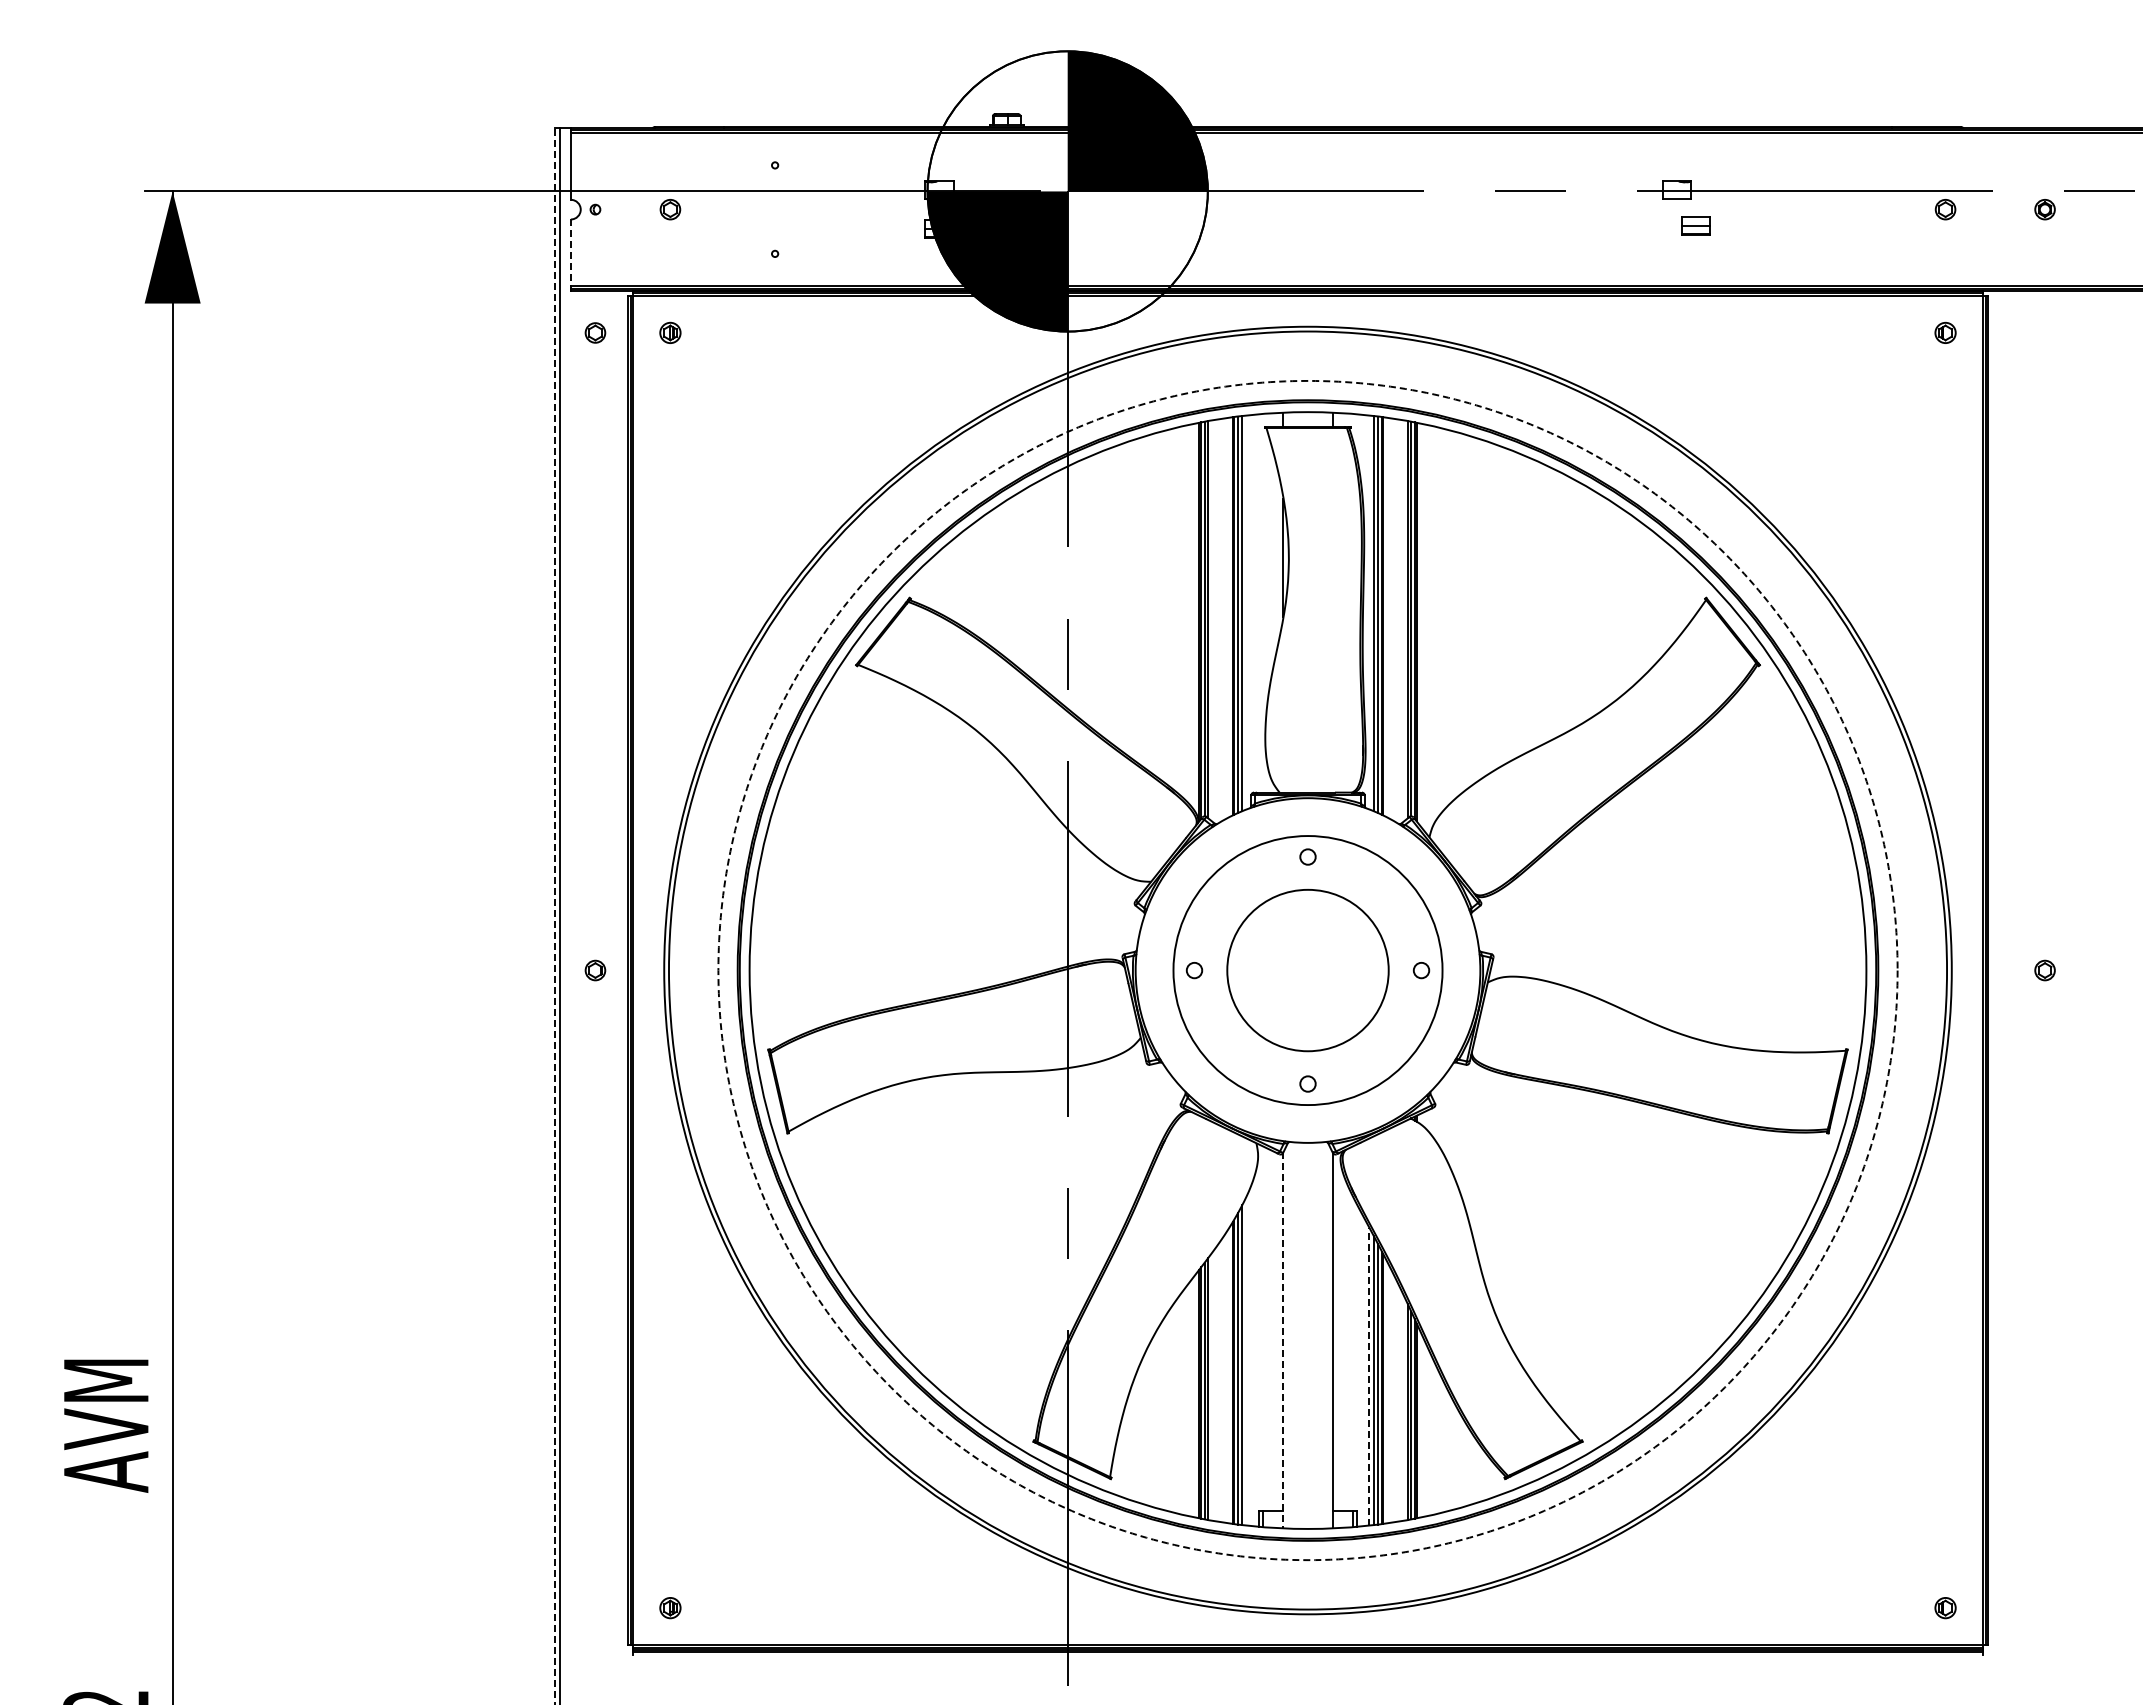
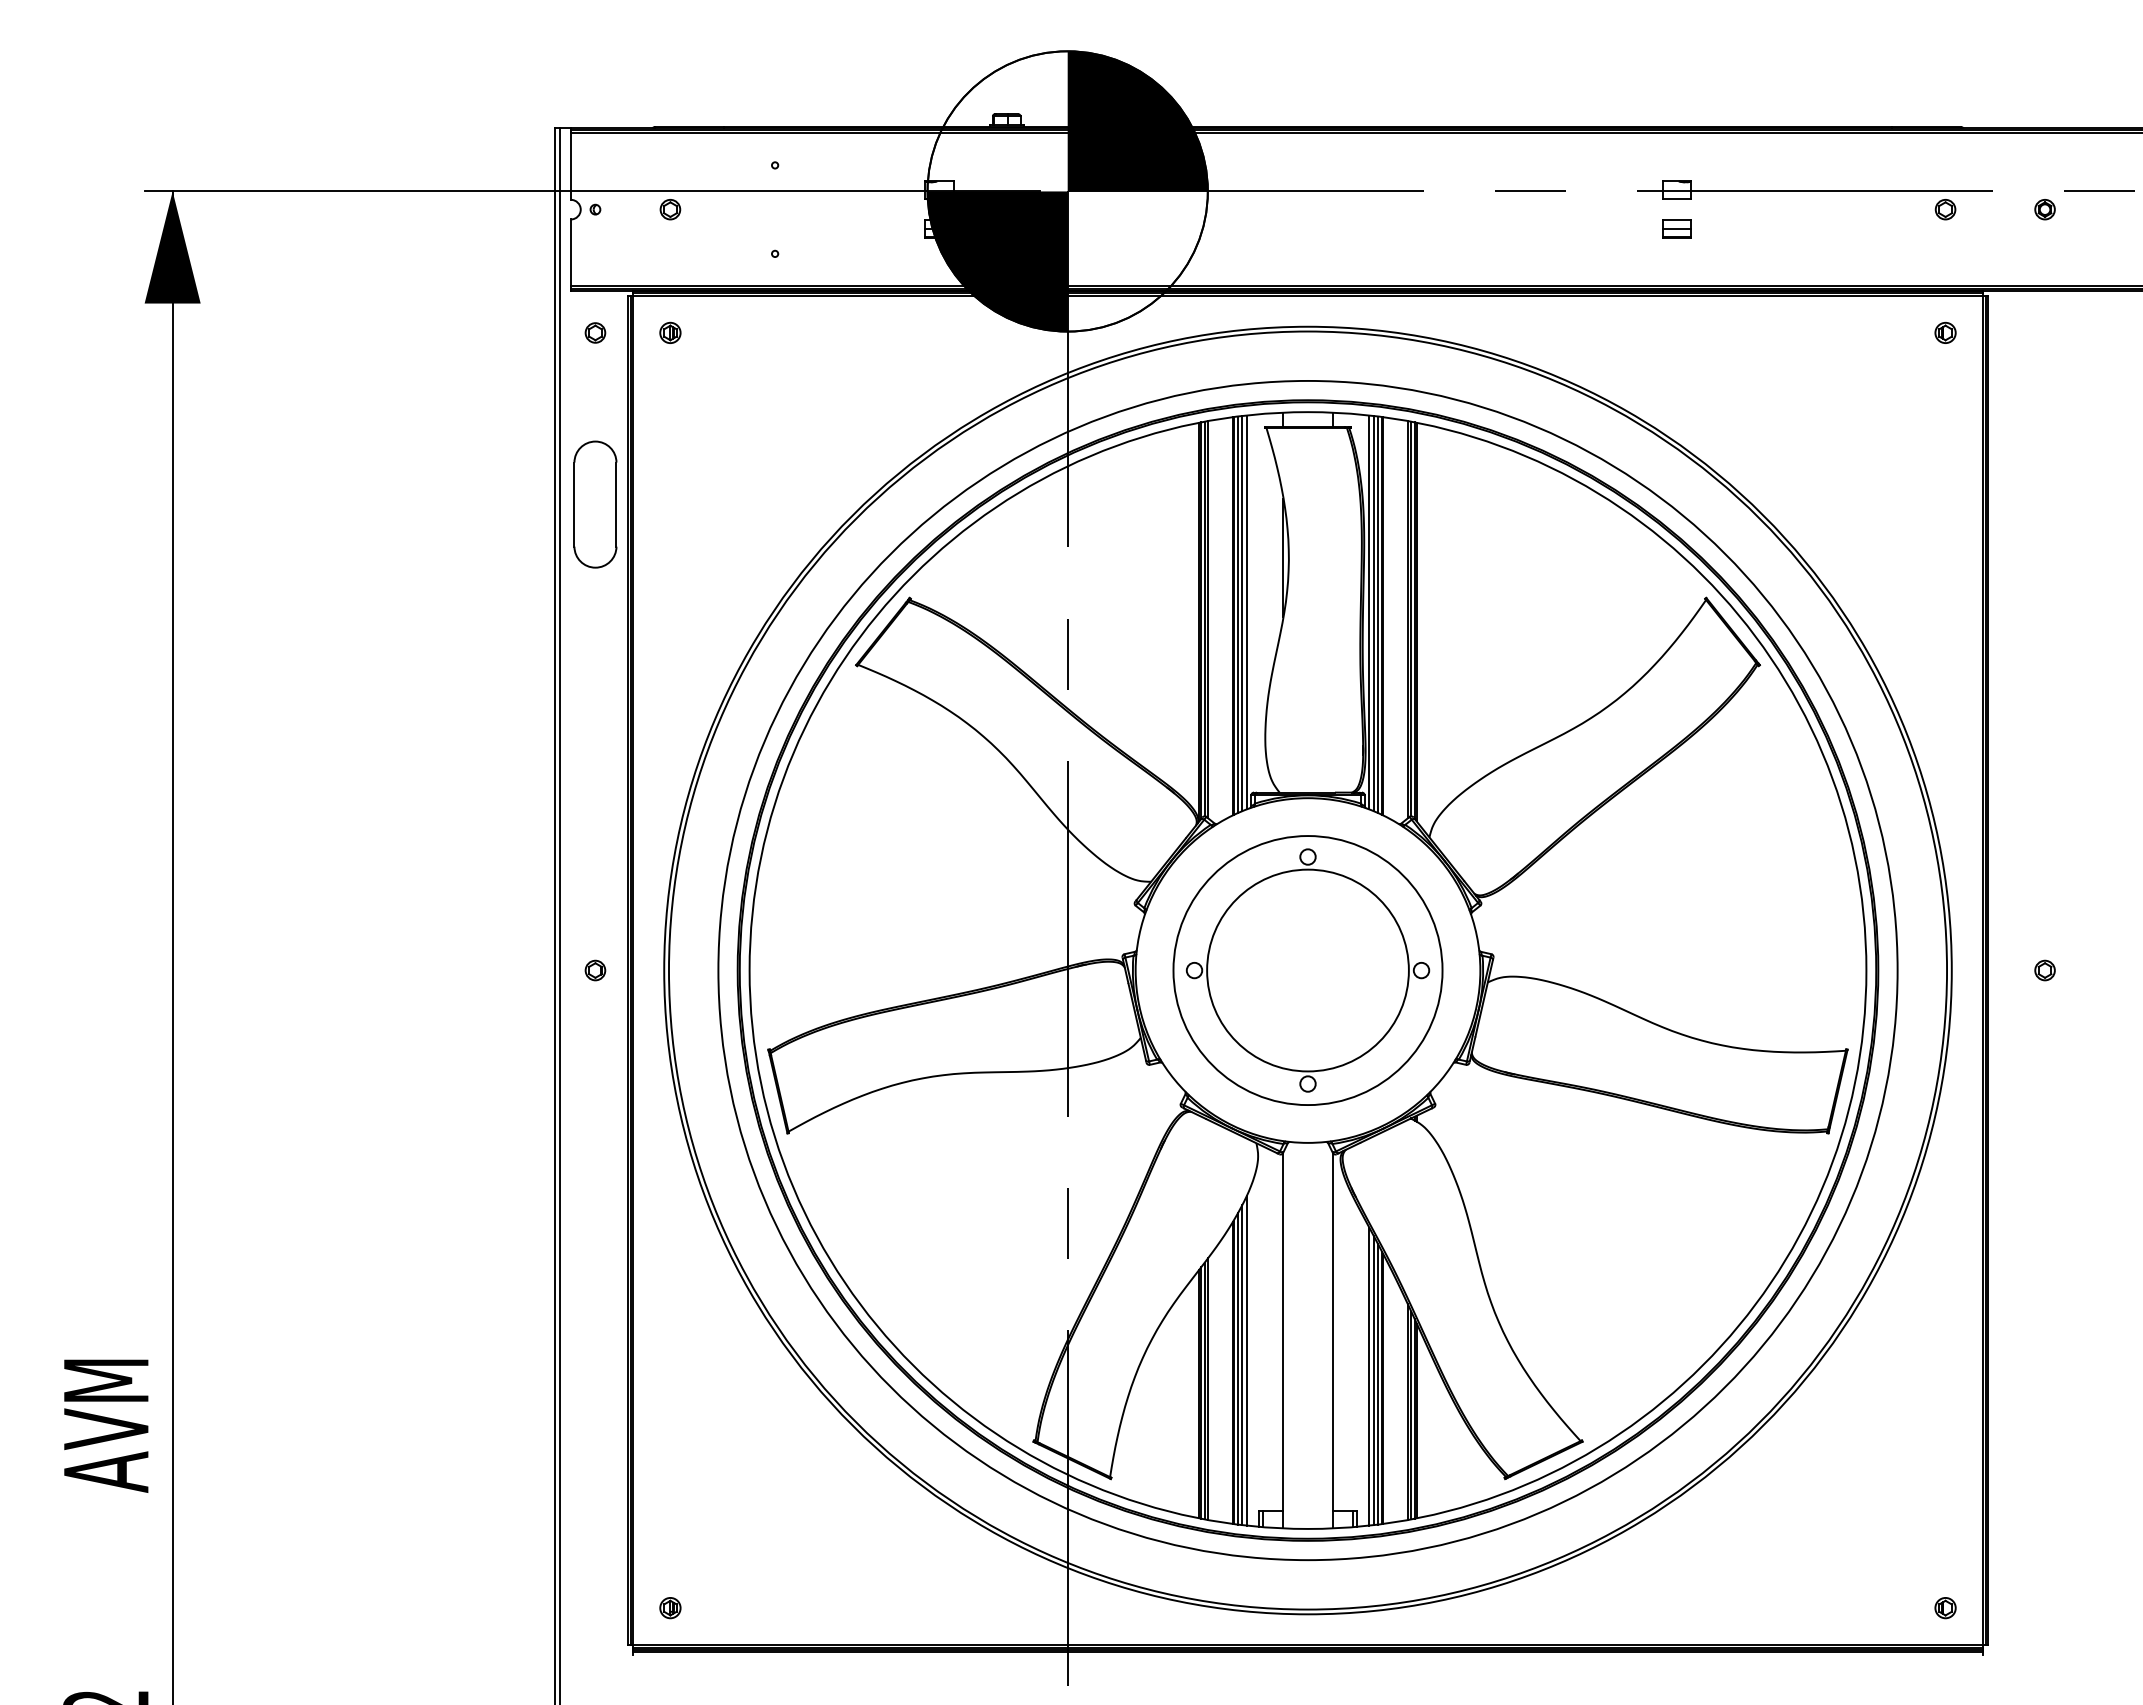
part position: (1695, 225) -> (1676, 228) (1676, 228)
line: dashed -> solid (570, 253)
part: none -> present (595, 504)
line: none -> present (1246, 612)
line: none -> present (1369, 612)
line: dashed -> solid (554, 916)
circle diameter: 161 px -> 202 px (1307, 970)
circle: dashed -> solid (1307, 970)
line: dashed -> solid (1283, 1340)
line: none -> present (1246, 1360)
line: dashed -> solid (1369, 1376)
